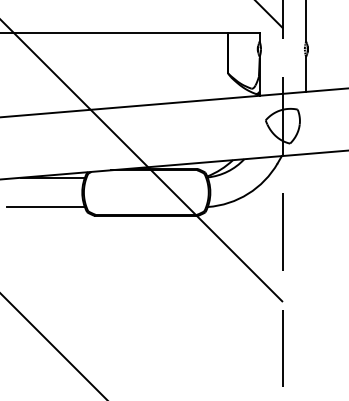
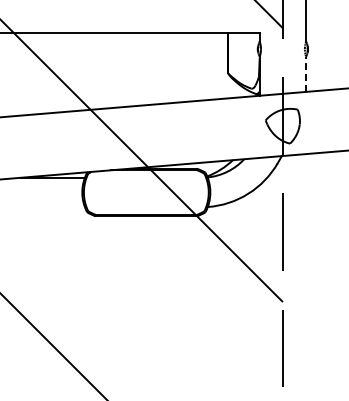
line: solid -> dashed (306, 74)
line: present -> none (45, 207)
